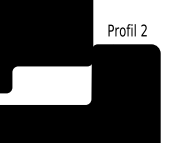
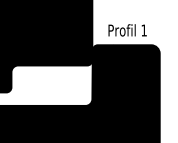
text: 2 -> 1 (143, 30)
